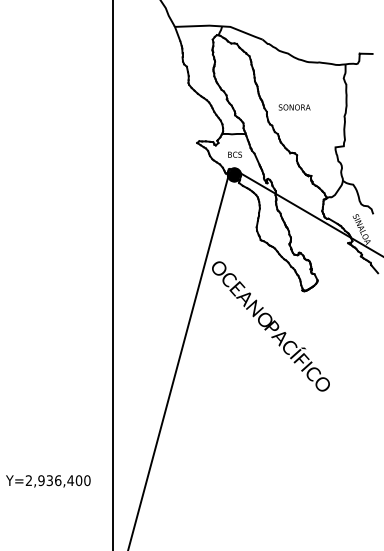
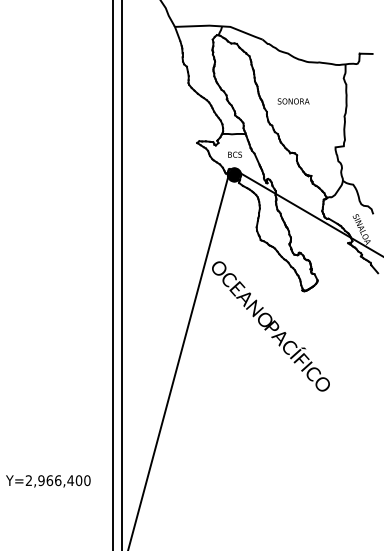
text position: (294, 107) -> (293, 101) (293, 101)
line: none -> present (122, 274)
text: Y=2,936,400 -> Y=2,966,400 (49, 480)
